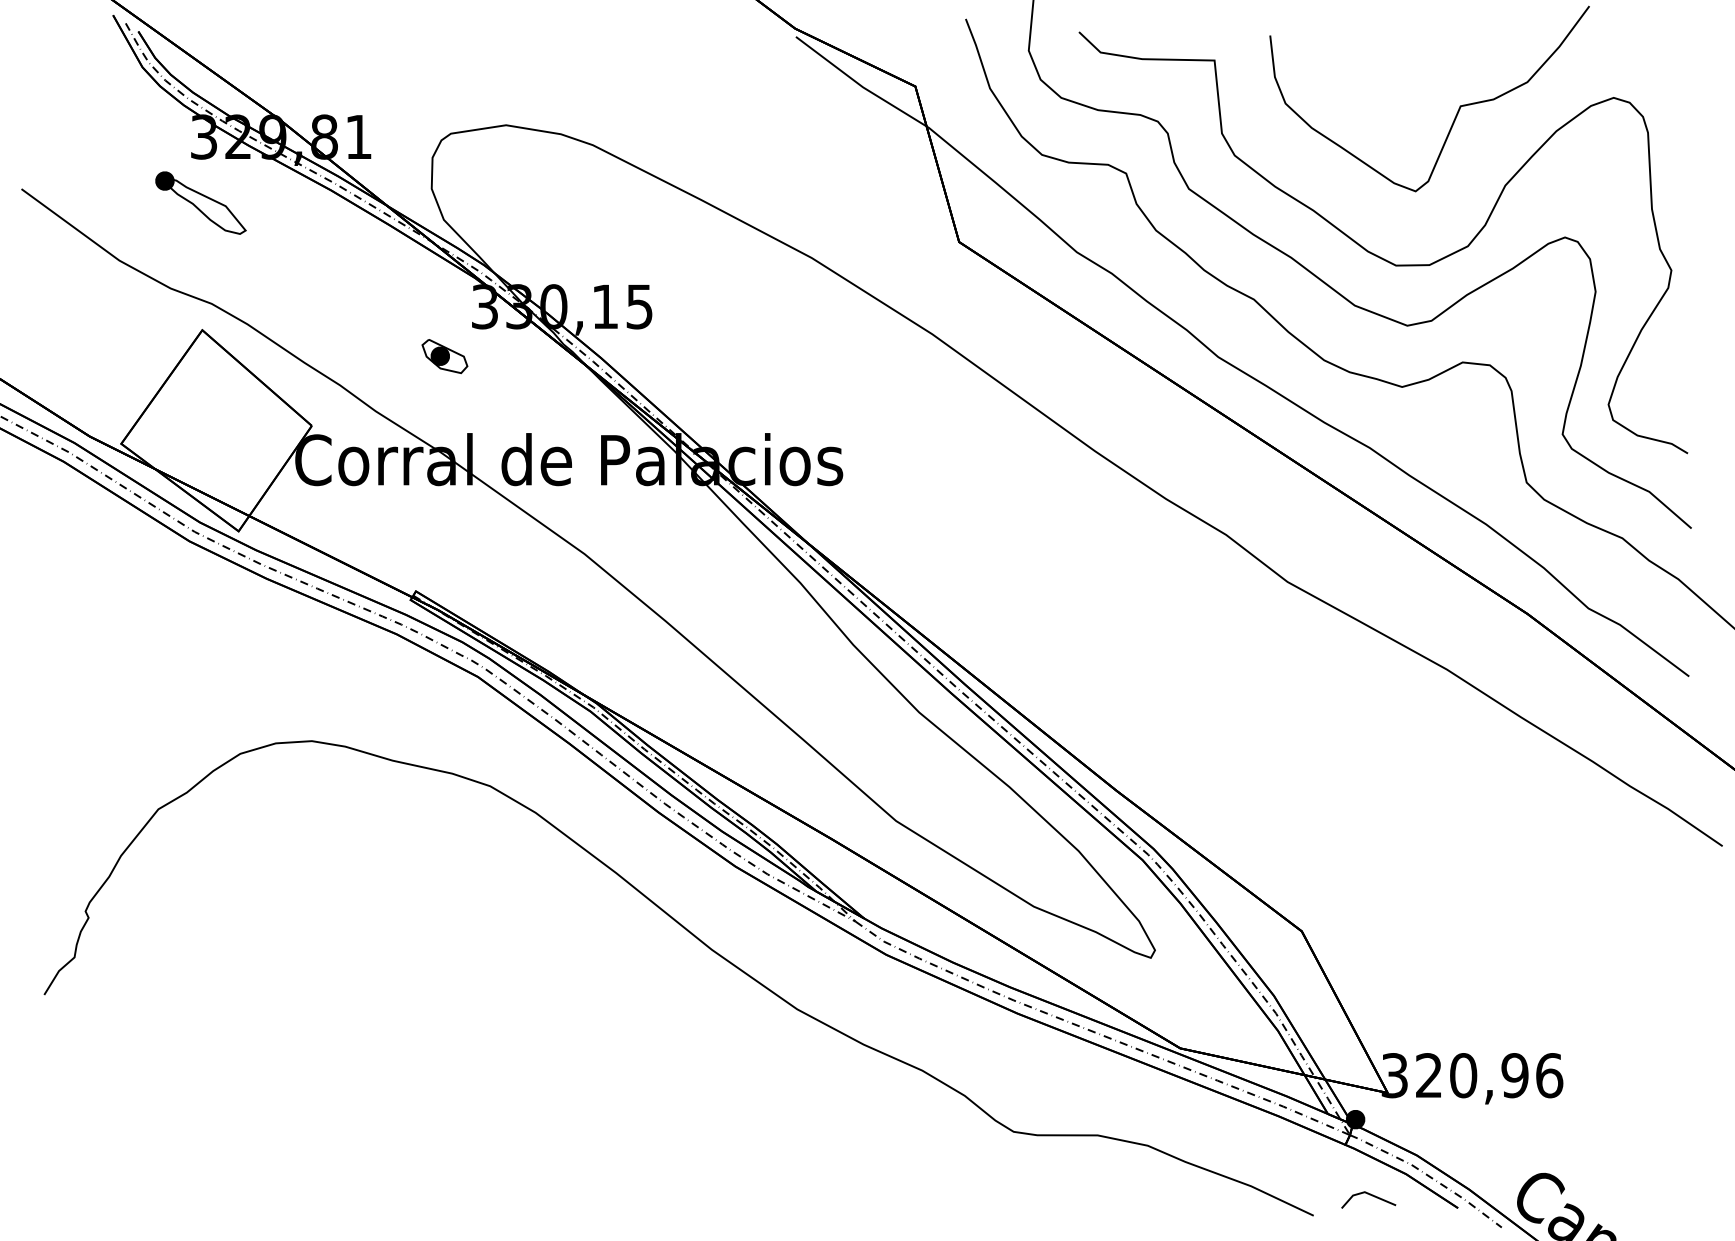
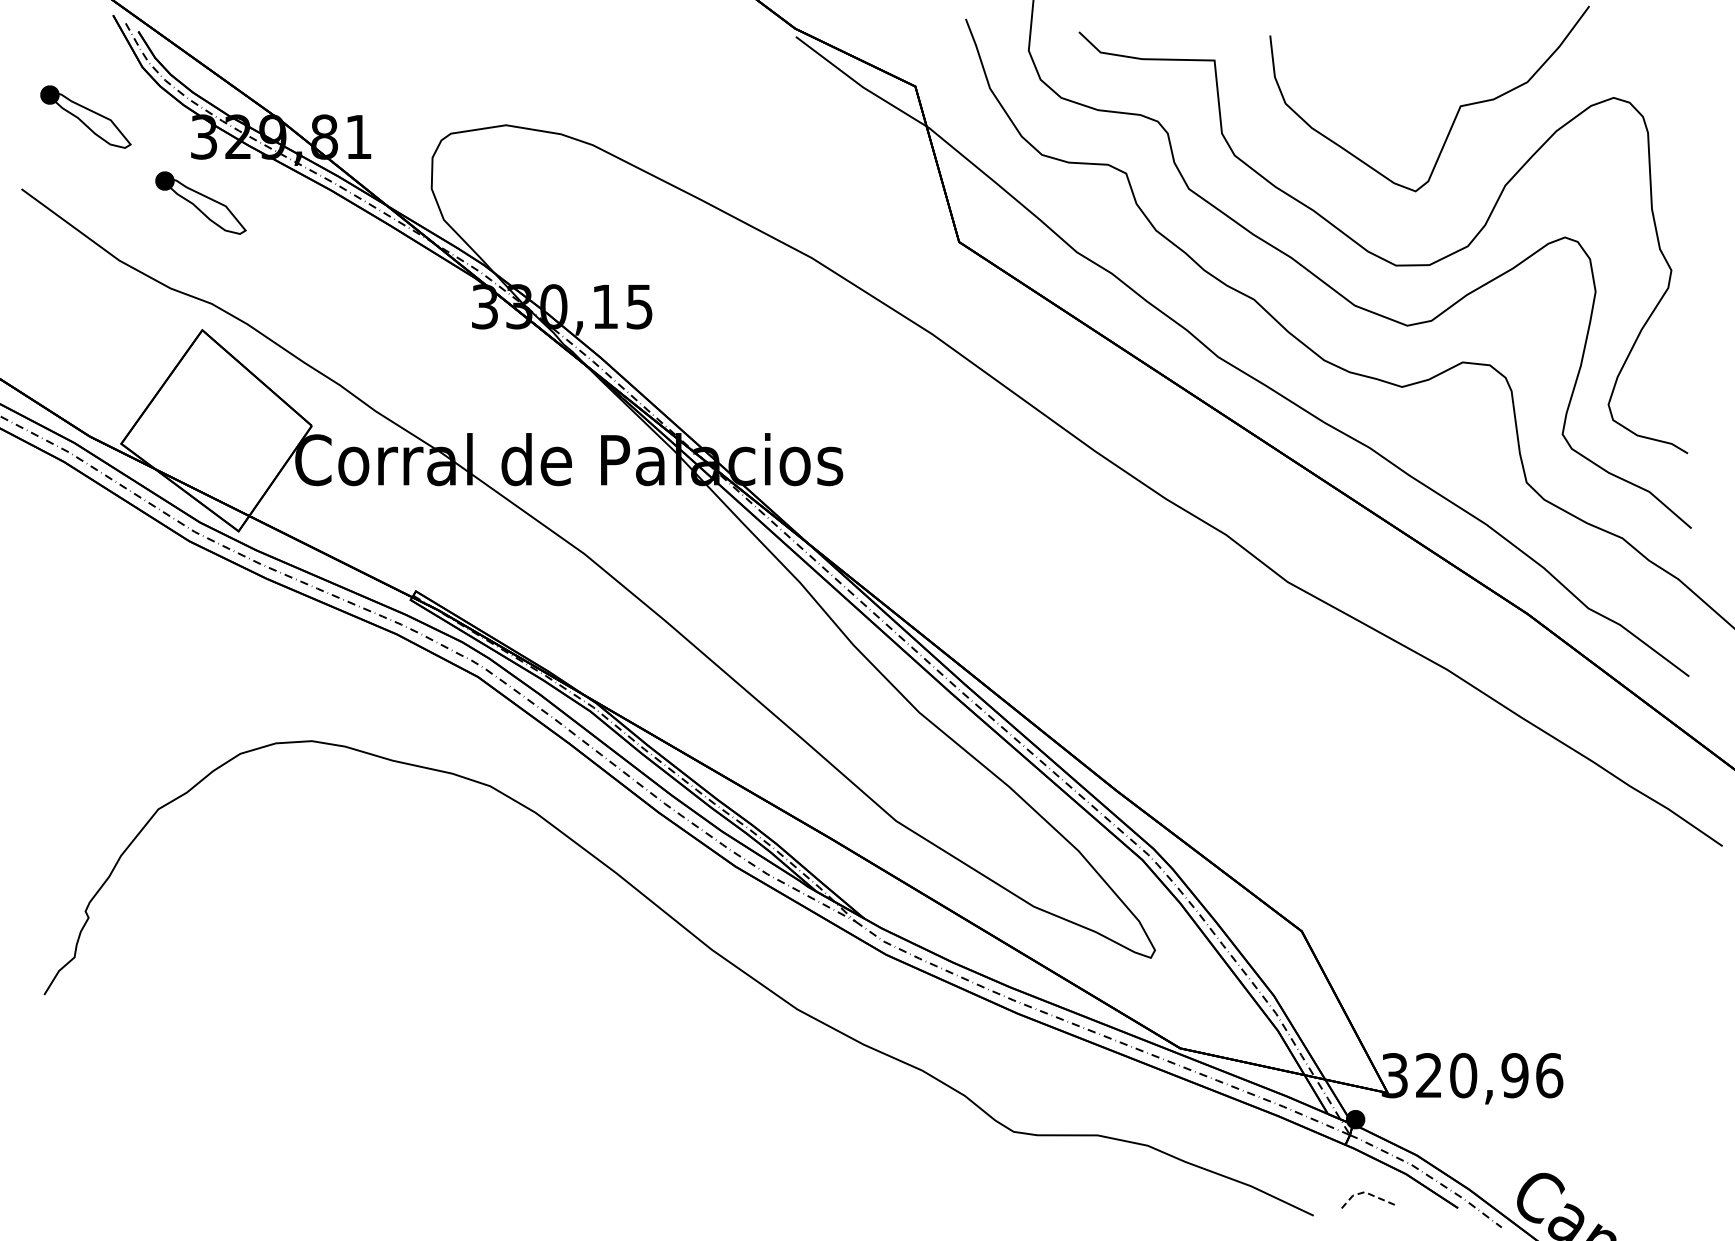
part: none -> present (85, 116)
part: present -> none (444, 356)
line: solid -> dashed (1365, 1192)
